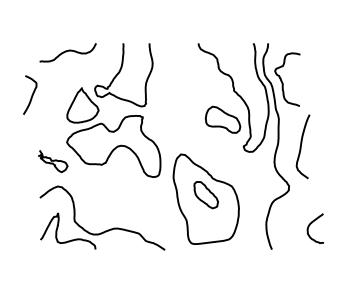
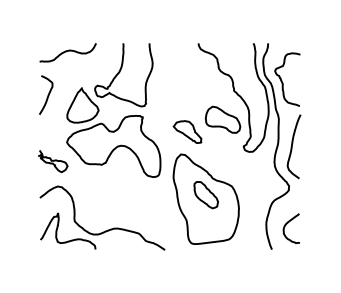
curve position: (31, 94) -> (47, 94) (47, 94)
part: none -> present (187, 131)
curve position: (301, 146) -> (292, 146) (292, 146)
curve position: (311, 224) -> (287, 224) (287, 224)
